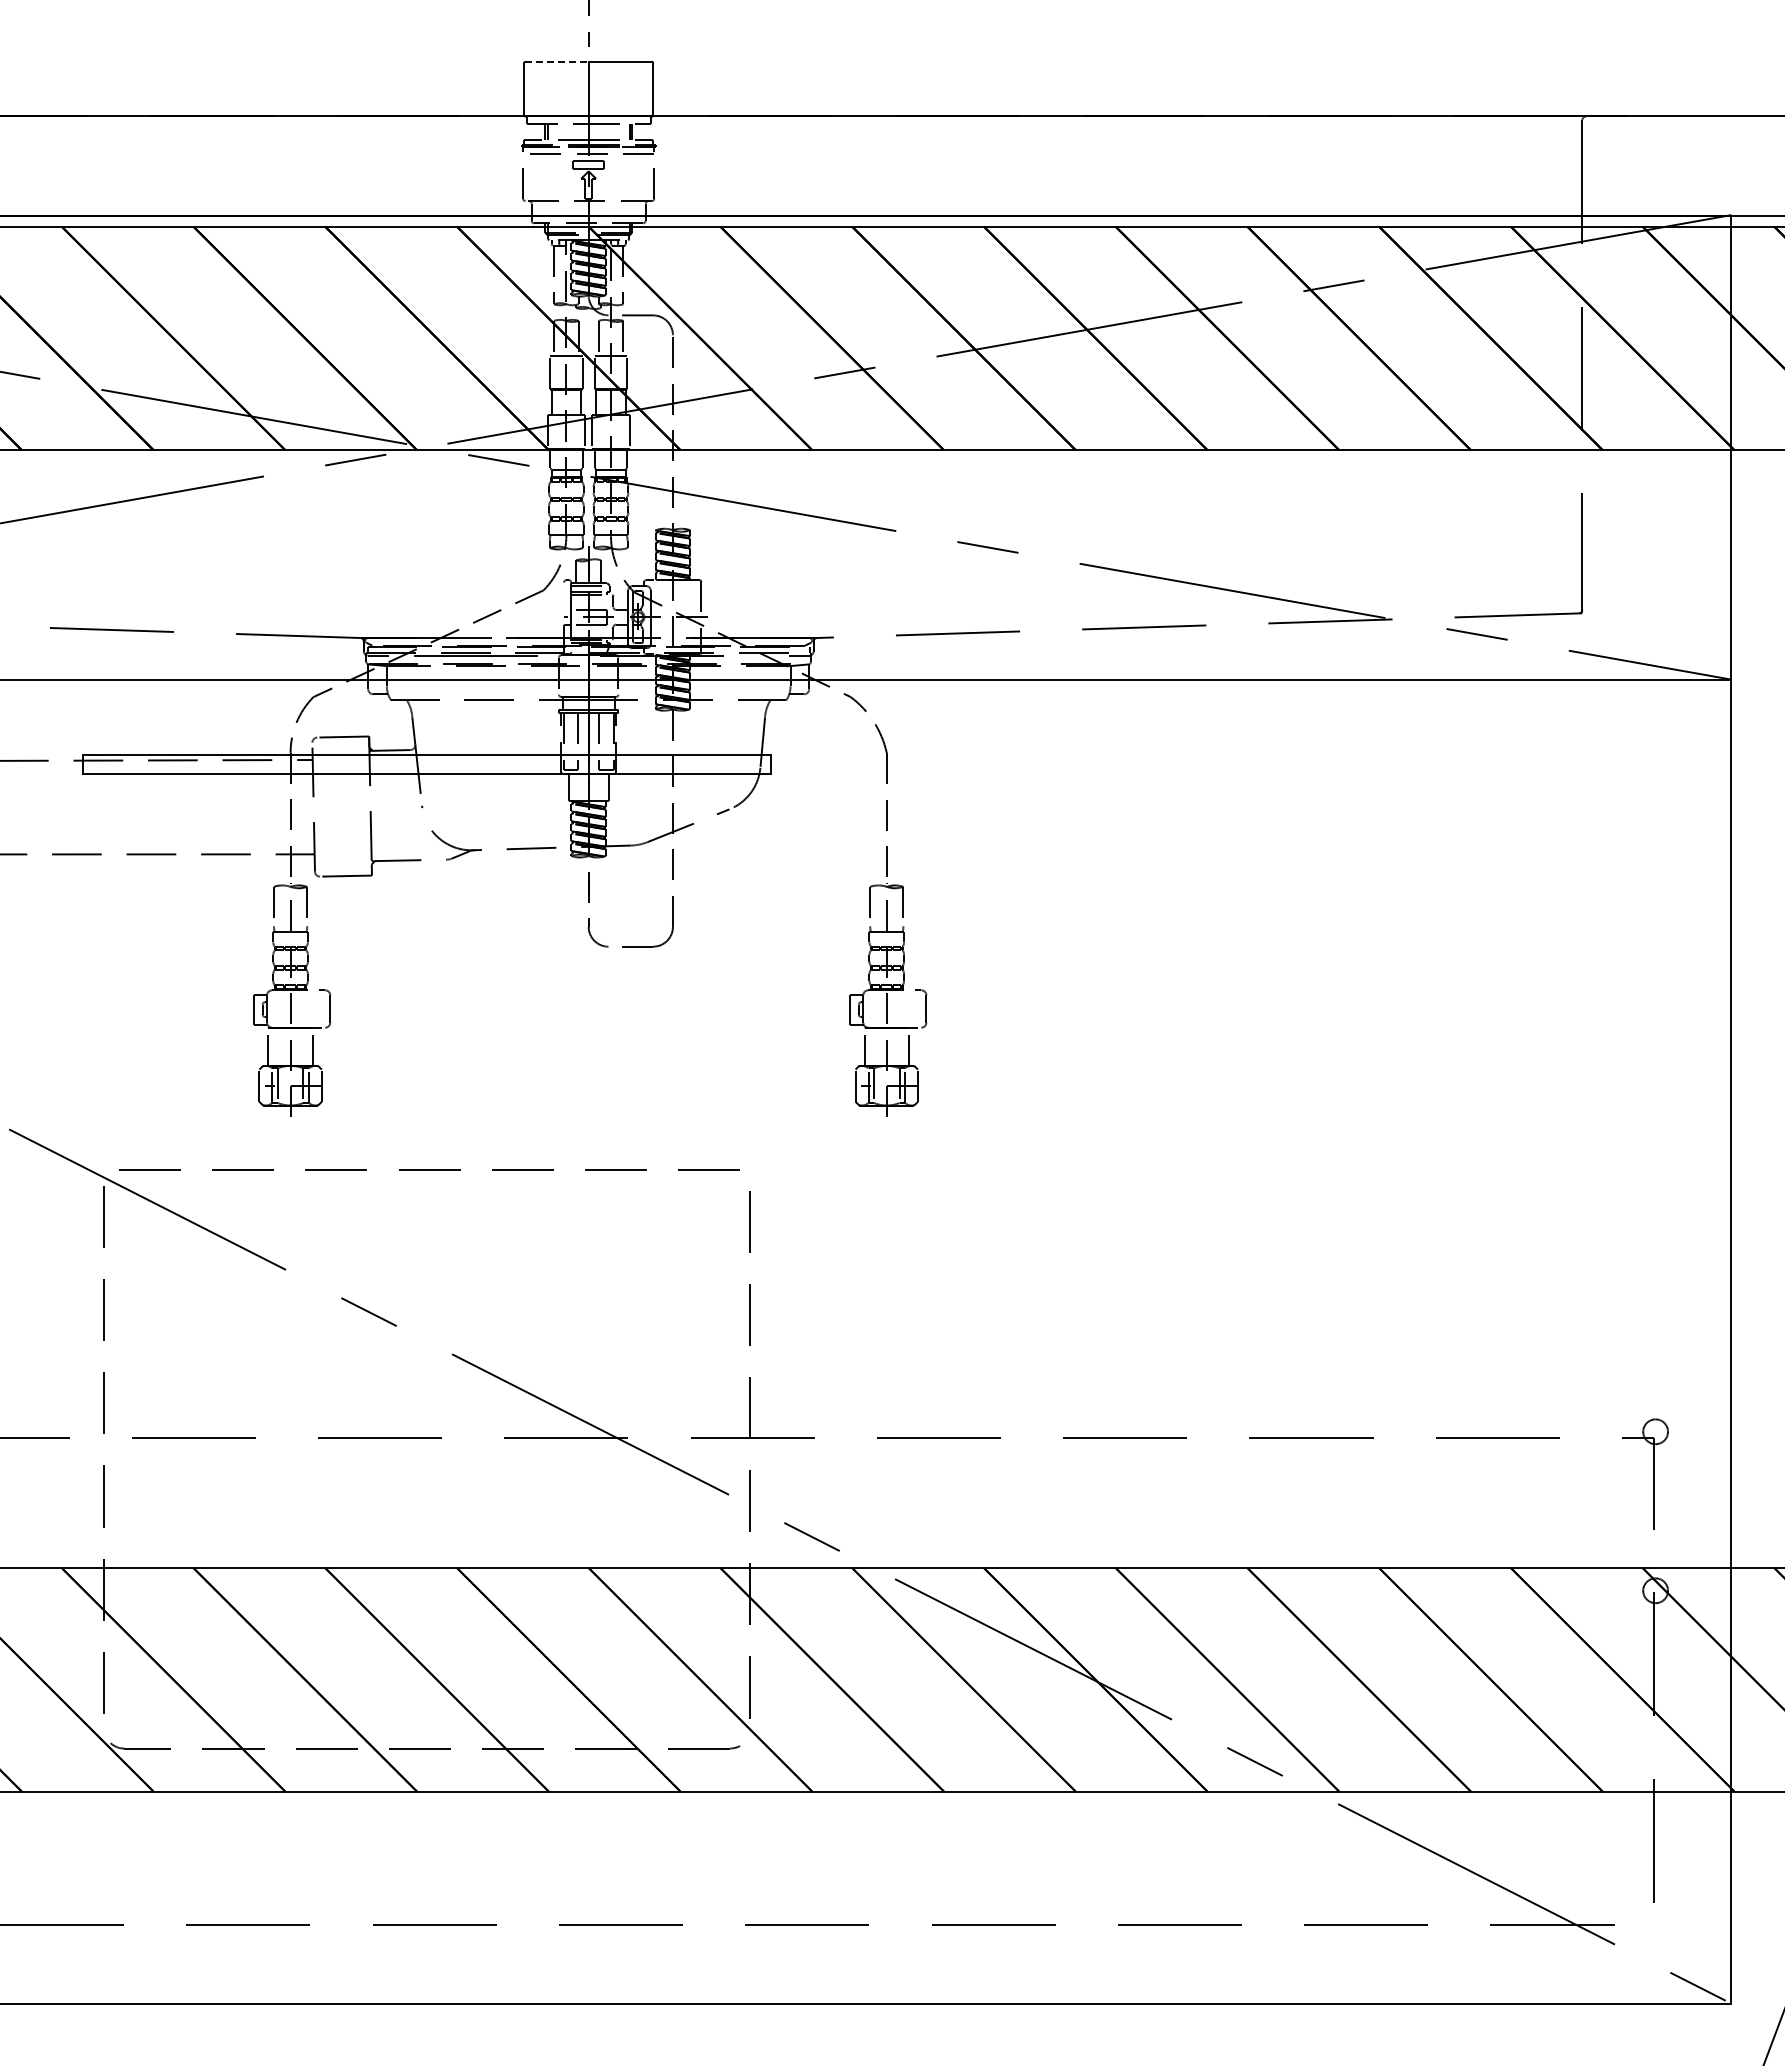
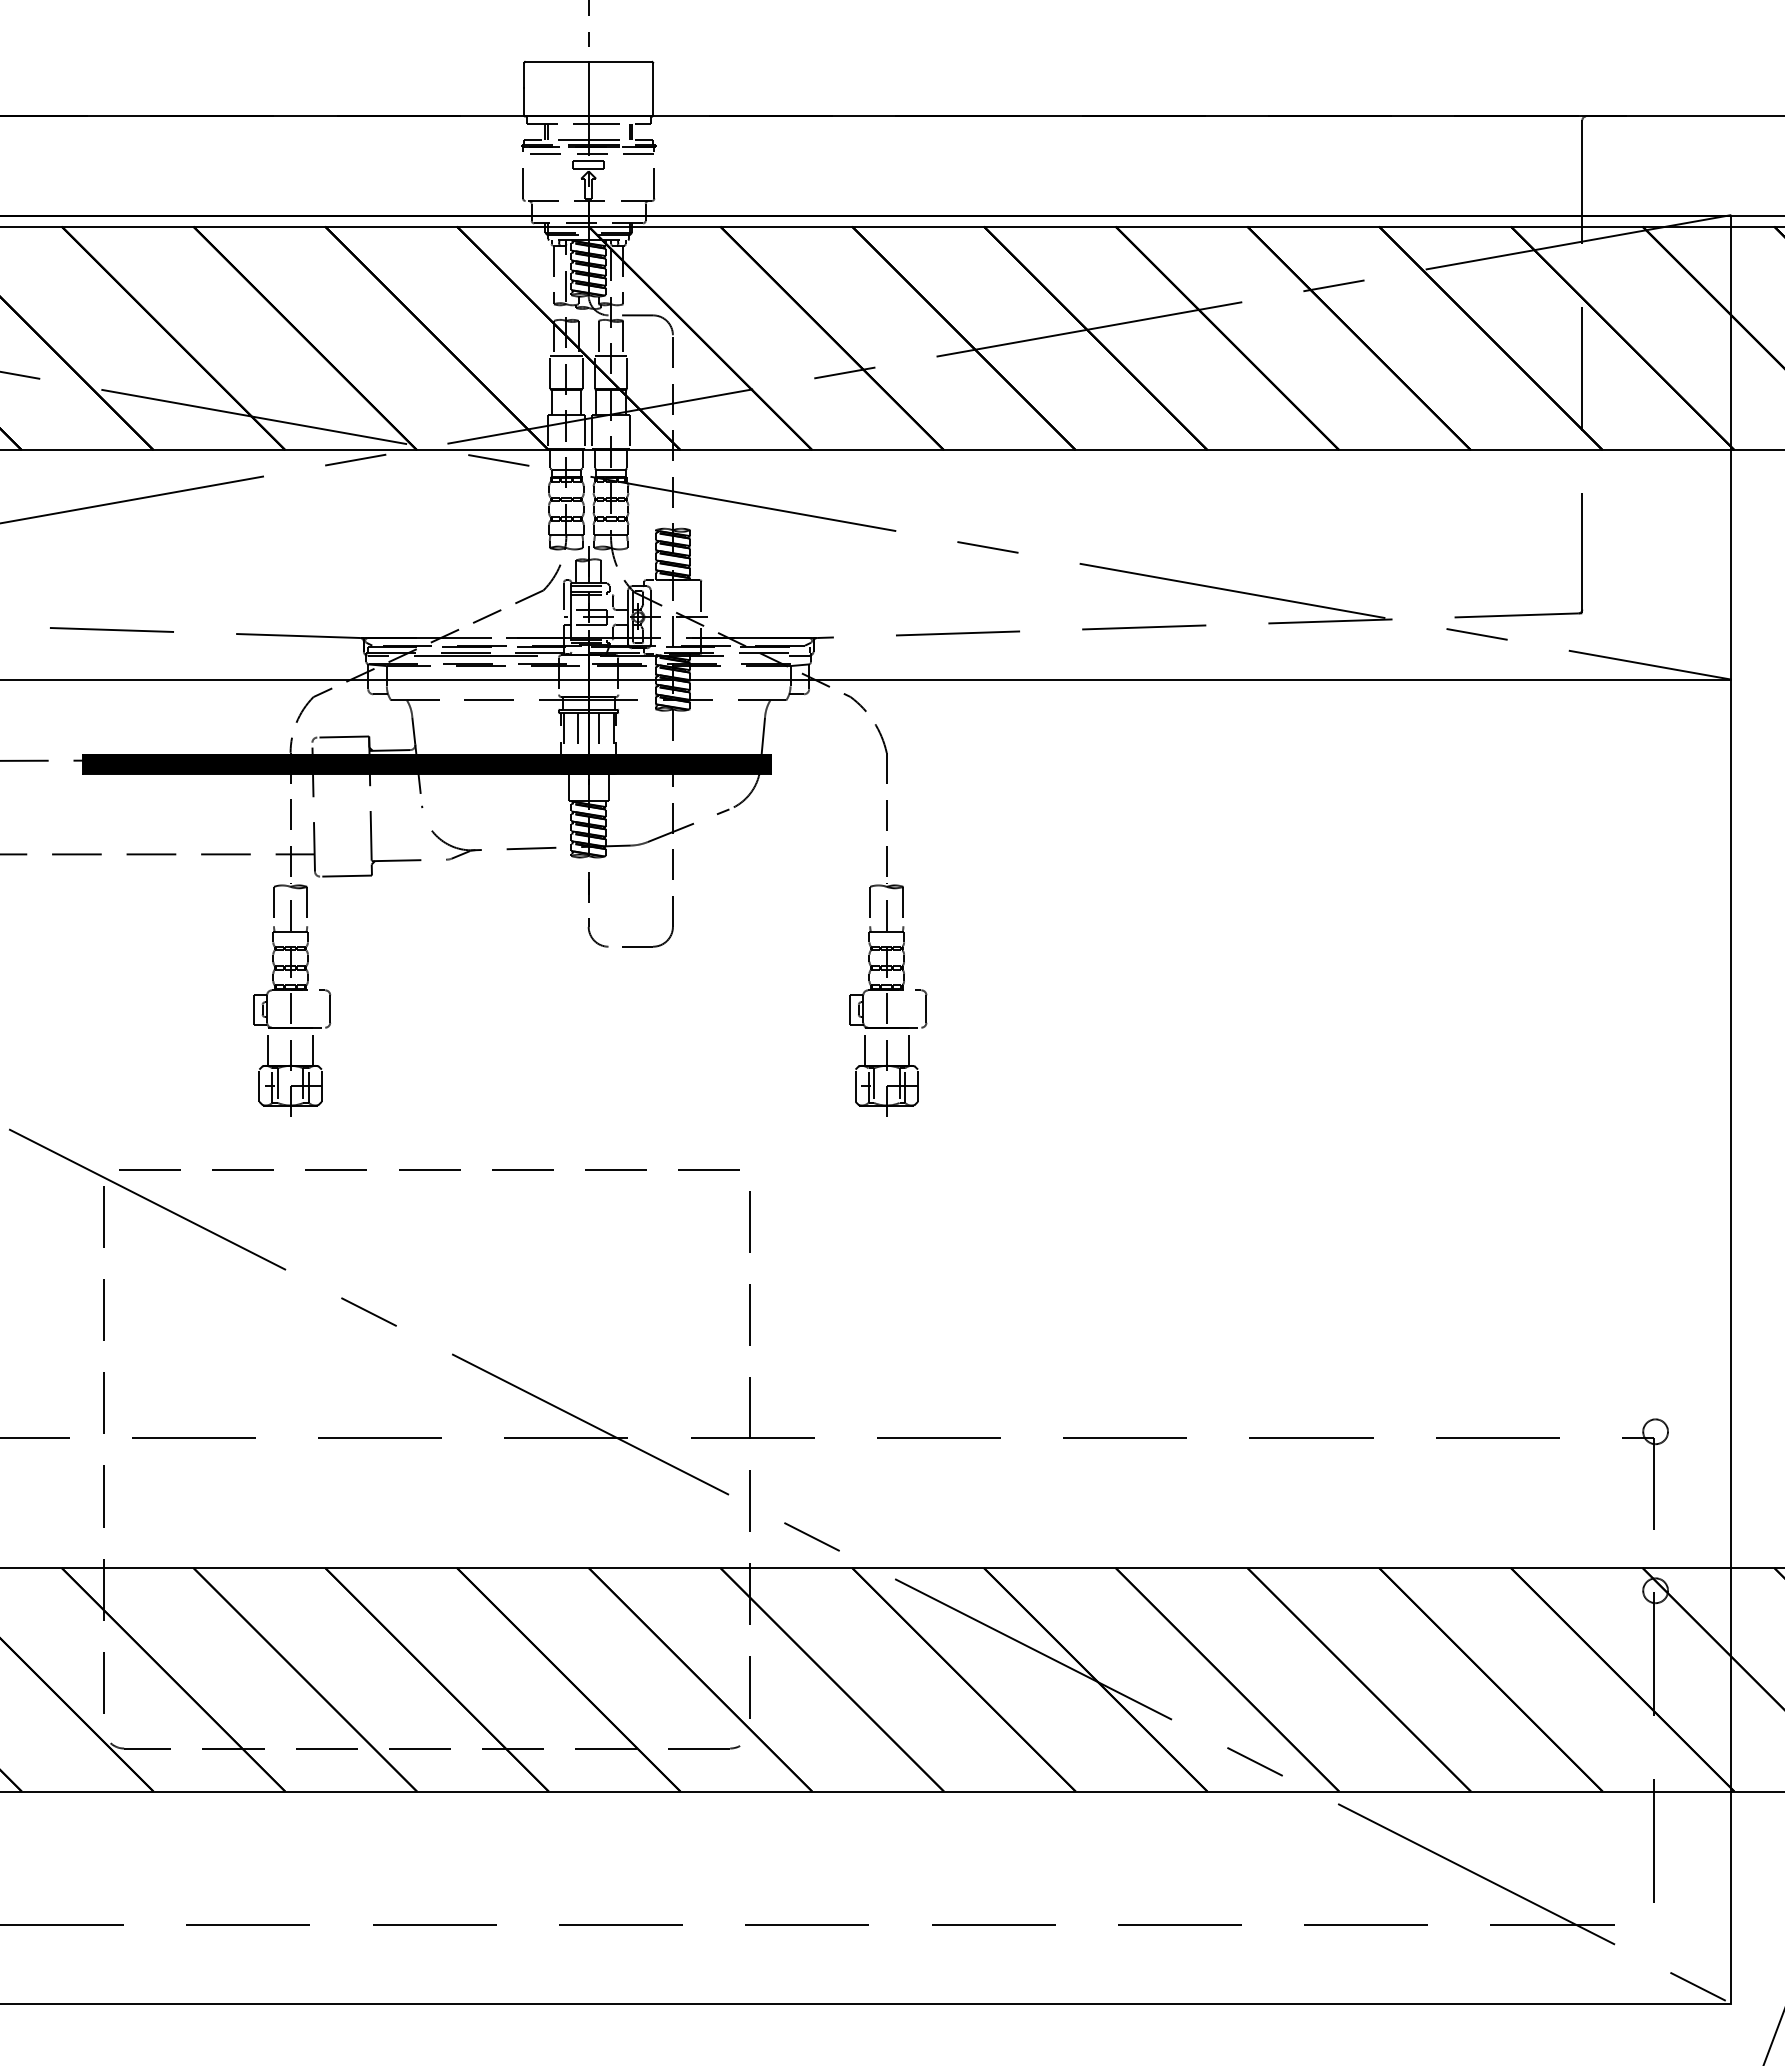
line: dashed -> solid (556, 61)
line: none -> present (563, 595)
hatch: none -> present (427, 763)
